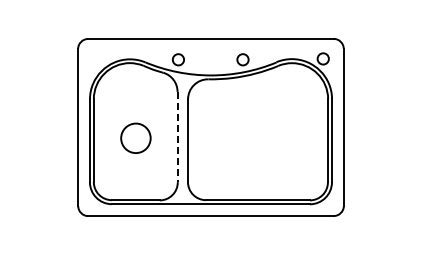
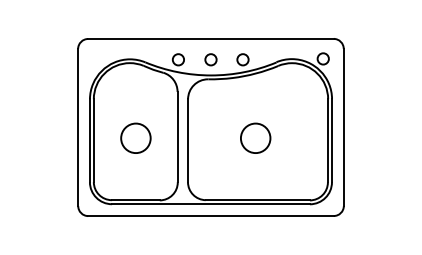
part: none -> present (210, 59)
line: dashed -> solid (177, 137)
part: none -> present (255, 137)
